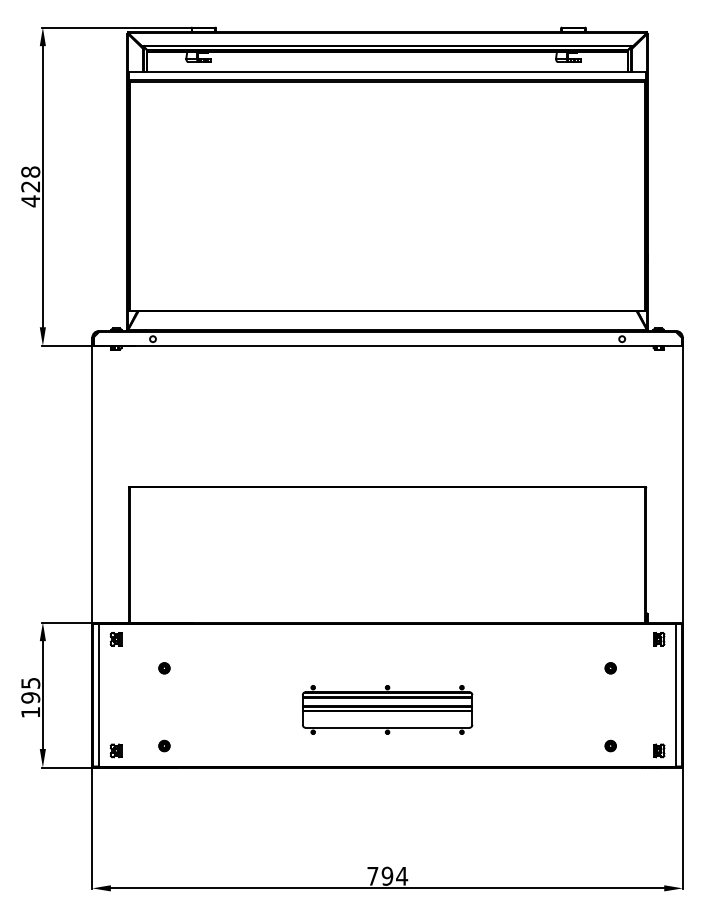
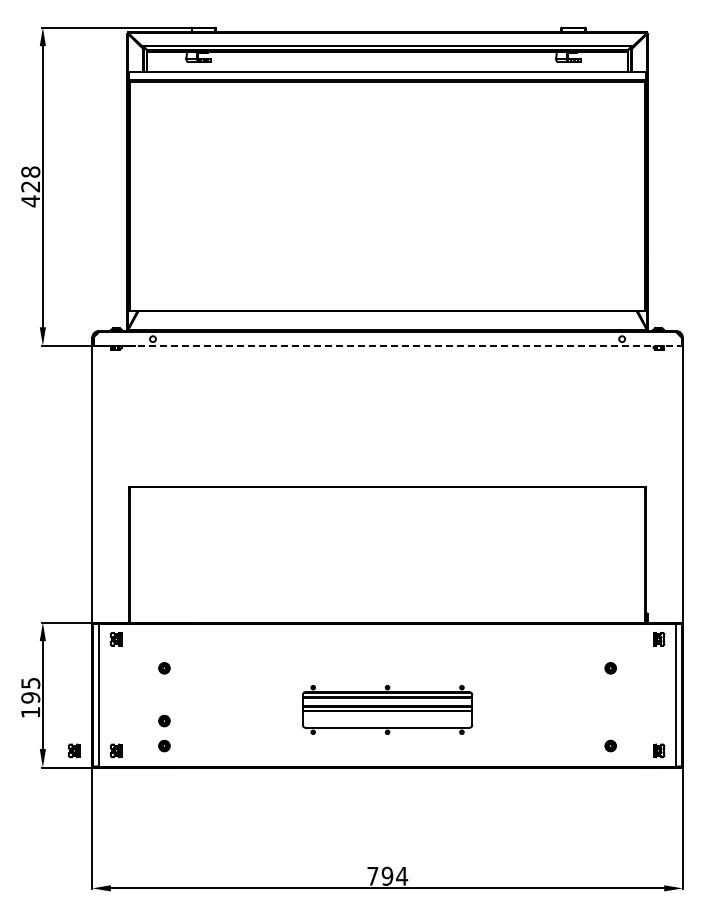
line: solid -> dashed (388, 345)
part: none -> present (164, 720)
part: none -> present (73, 750)
